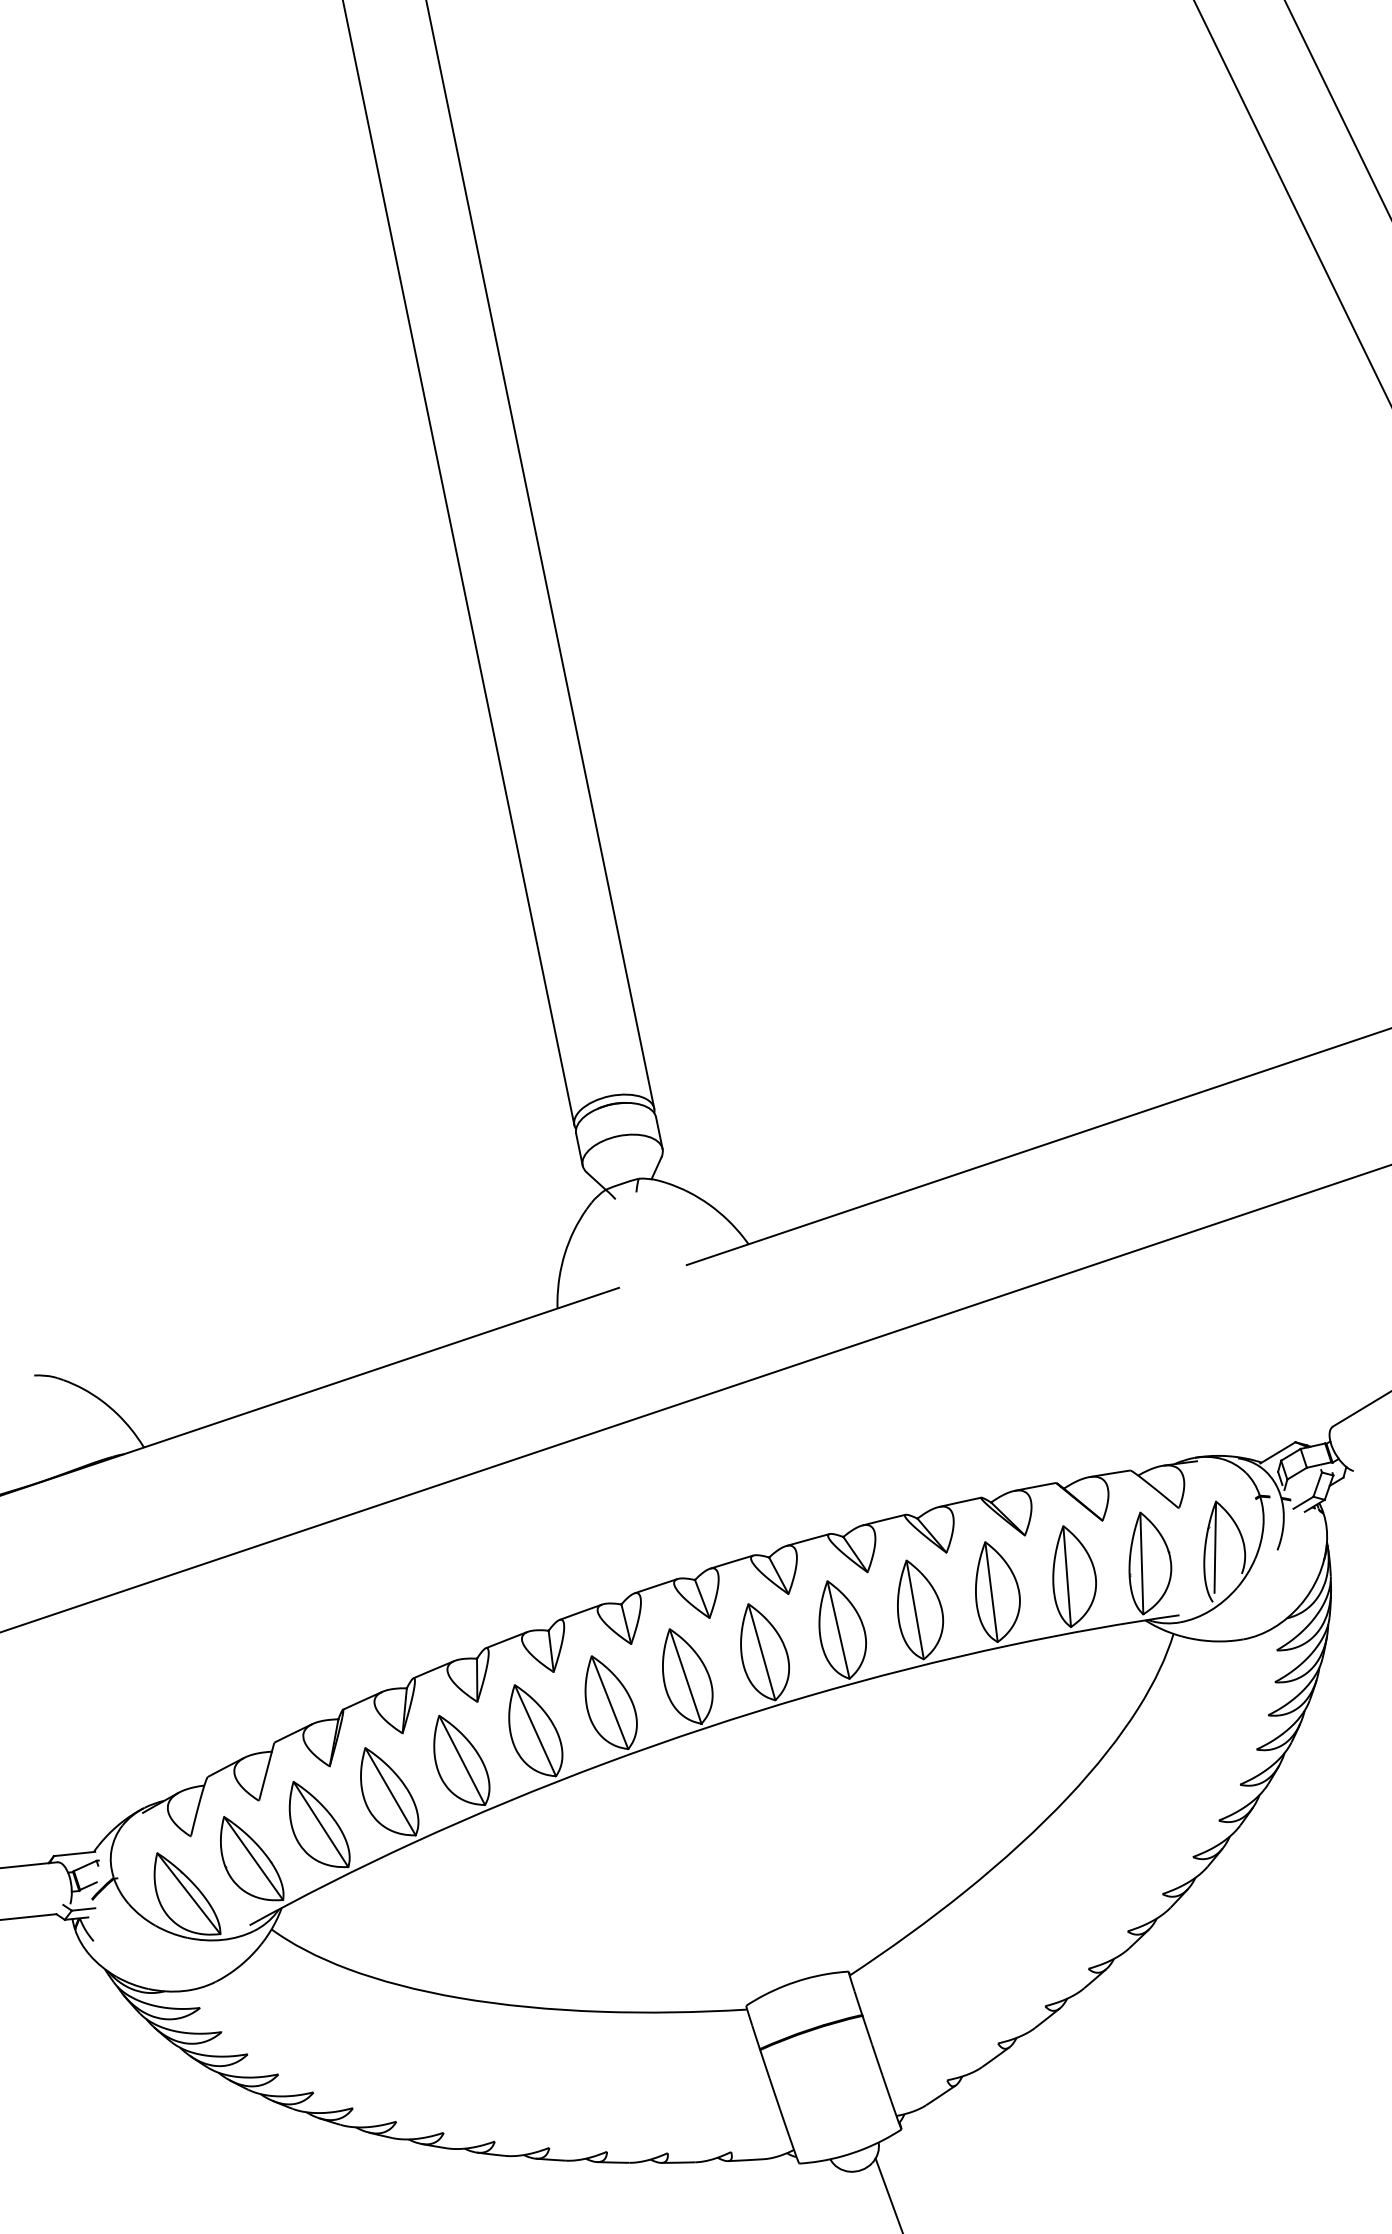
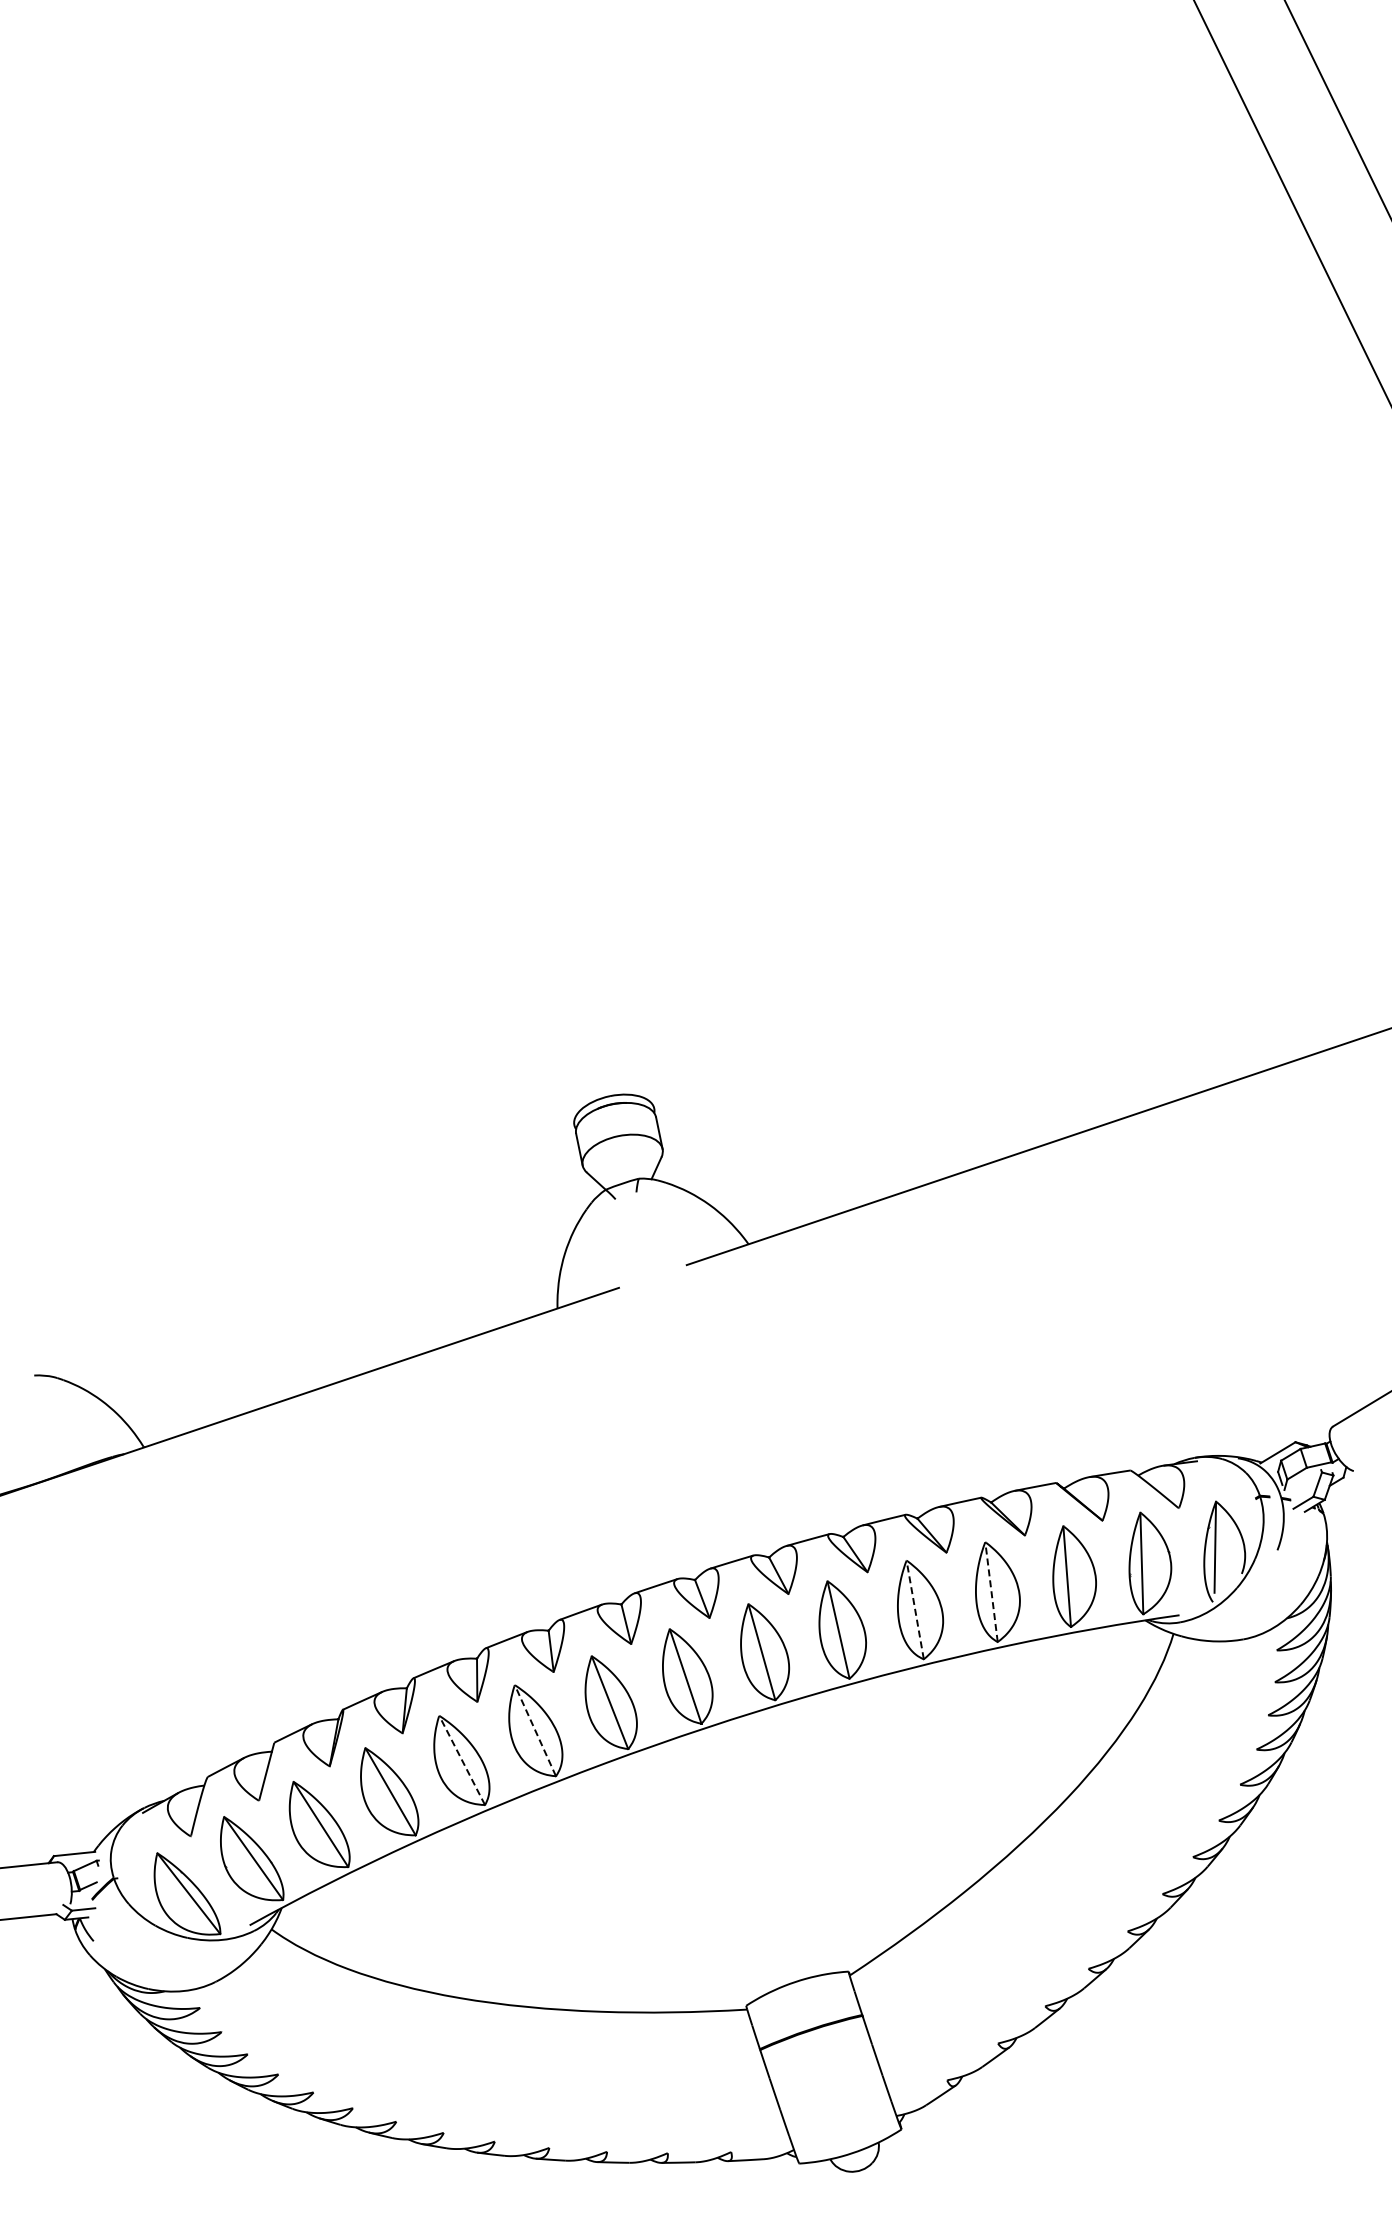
line: present -> none (540, 555)
line: present -> none (458, 563)
line: present -> none (695, 1398)
line: solid -> dashed (991, 1591)
line: solid -> dashed (915, 1609)
line: solid -> dashed (535, 1730)
line: solid -> dashed (462, 1760)
line: present -> none (888, 2194)
